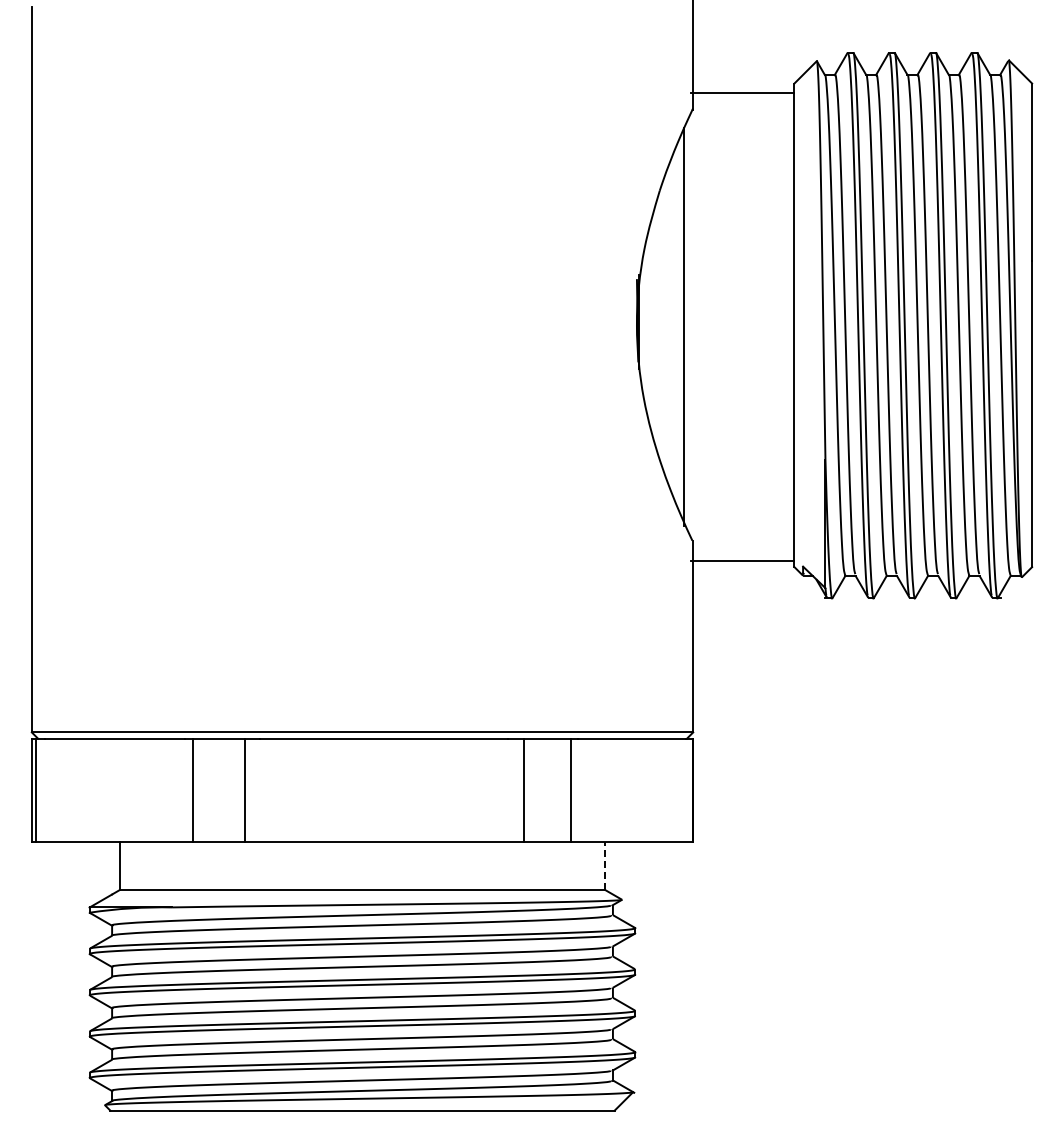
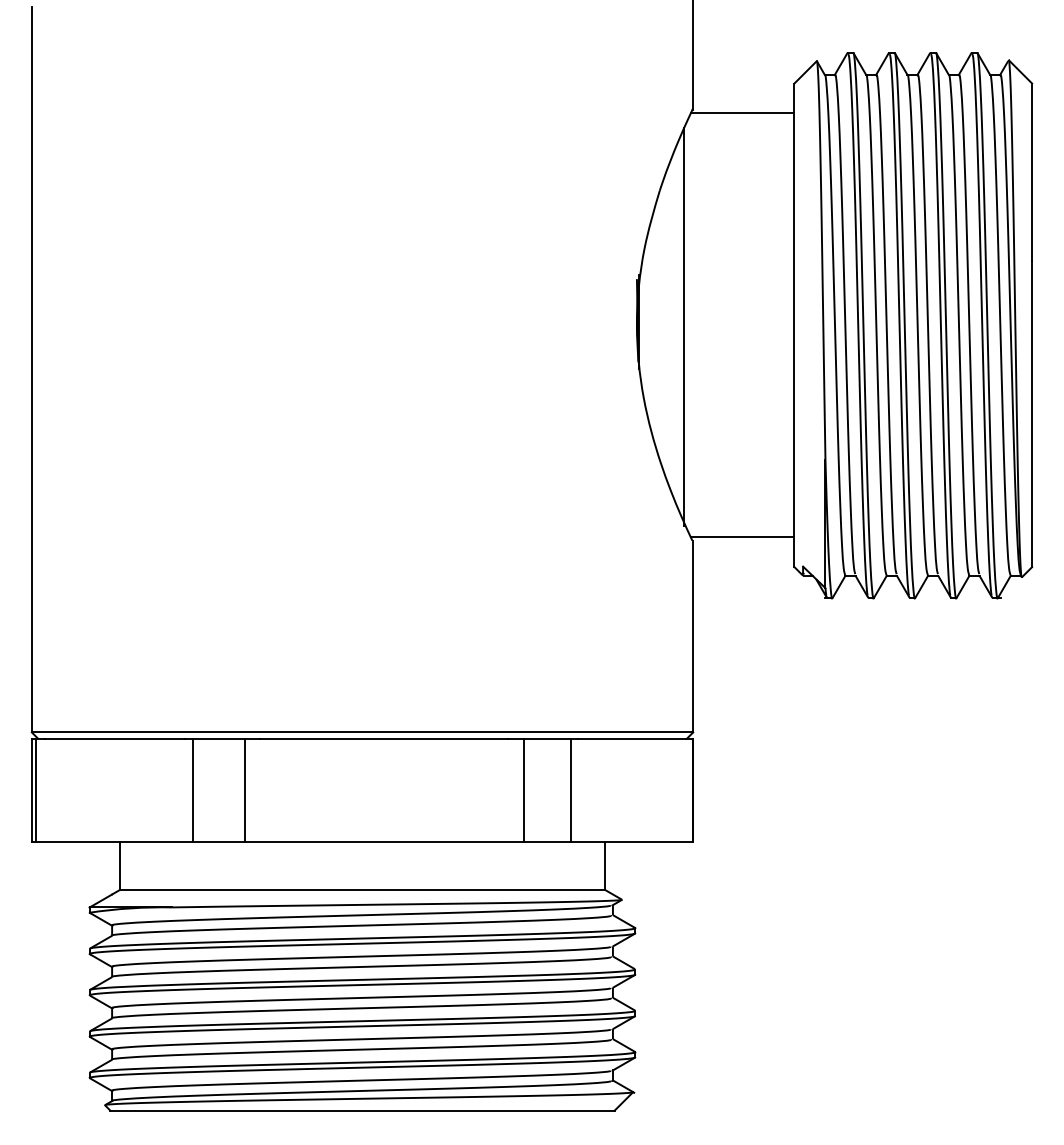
line position: (742, 93) -> (742, 113) (742, 113)
line position: (742, 561) -> (742, 537) (742, 537)
line: dashed -> solid (605, 865)
